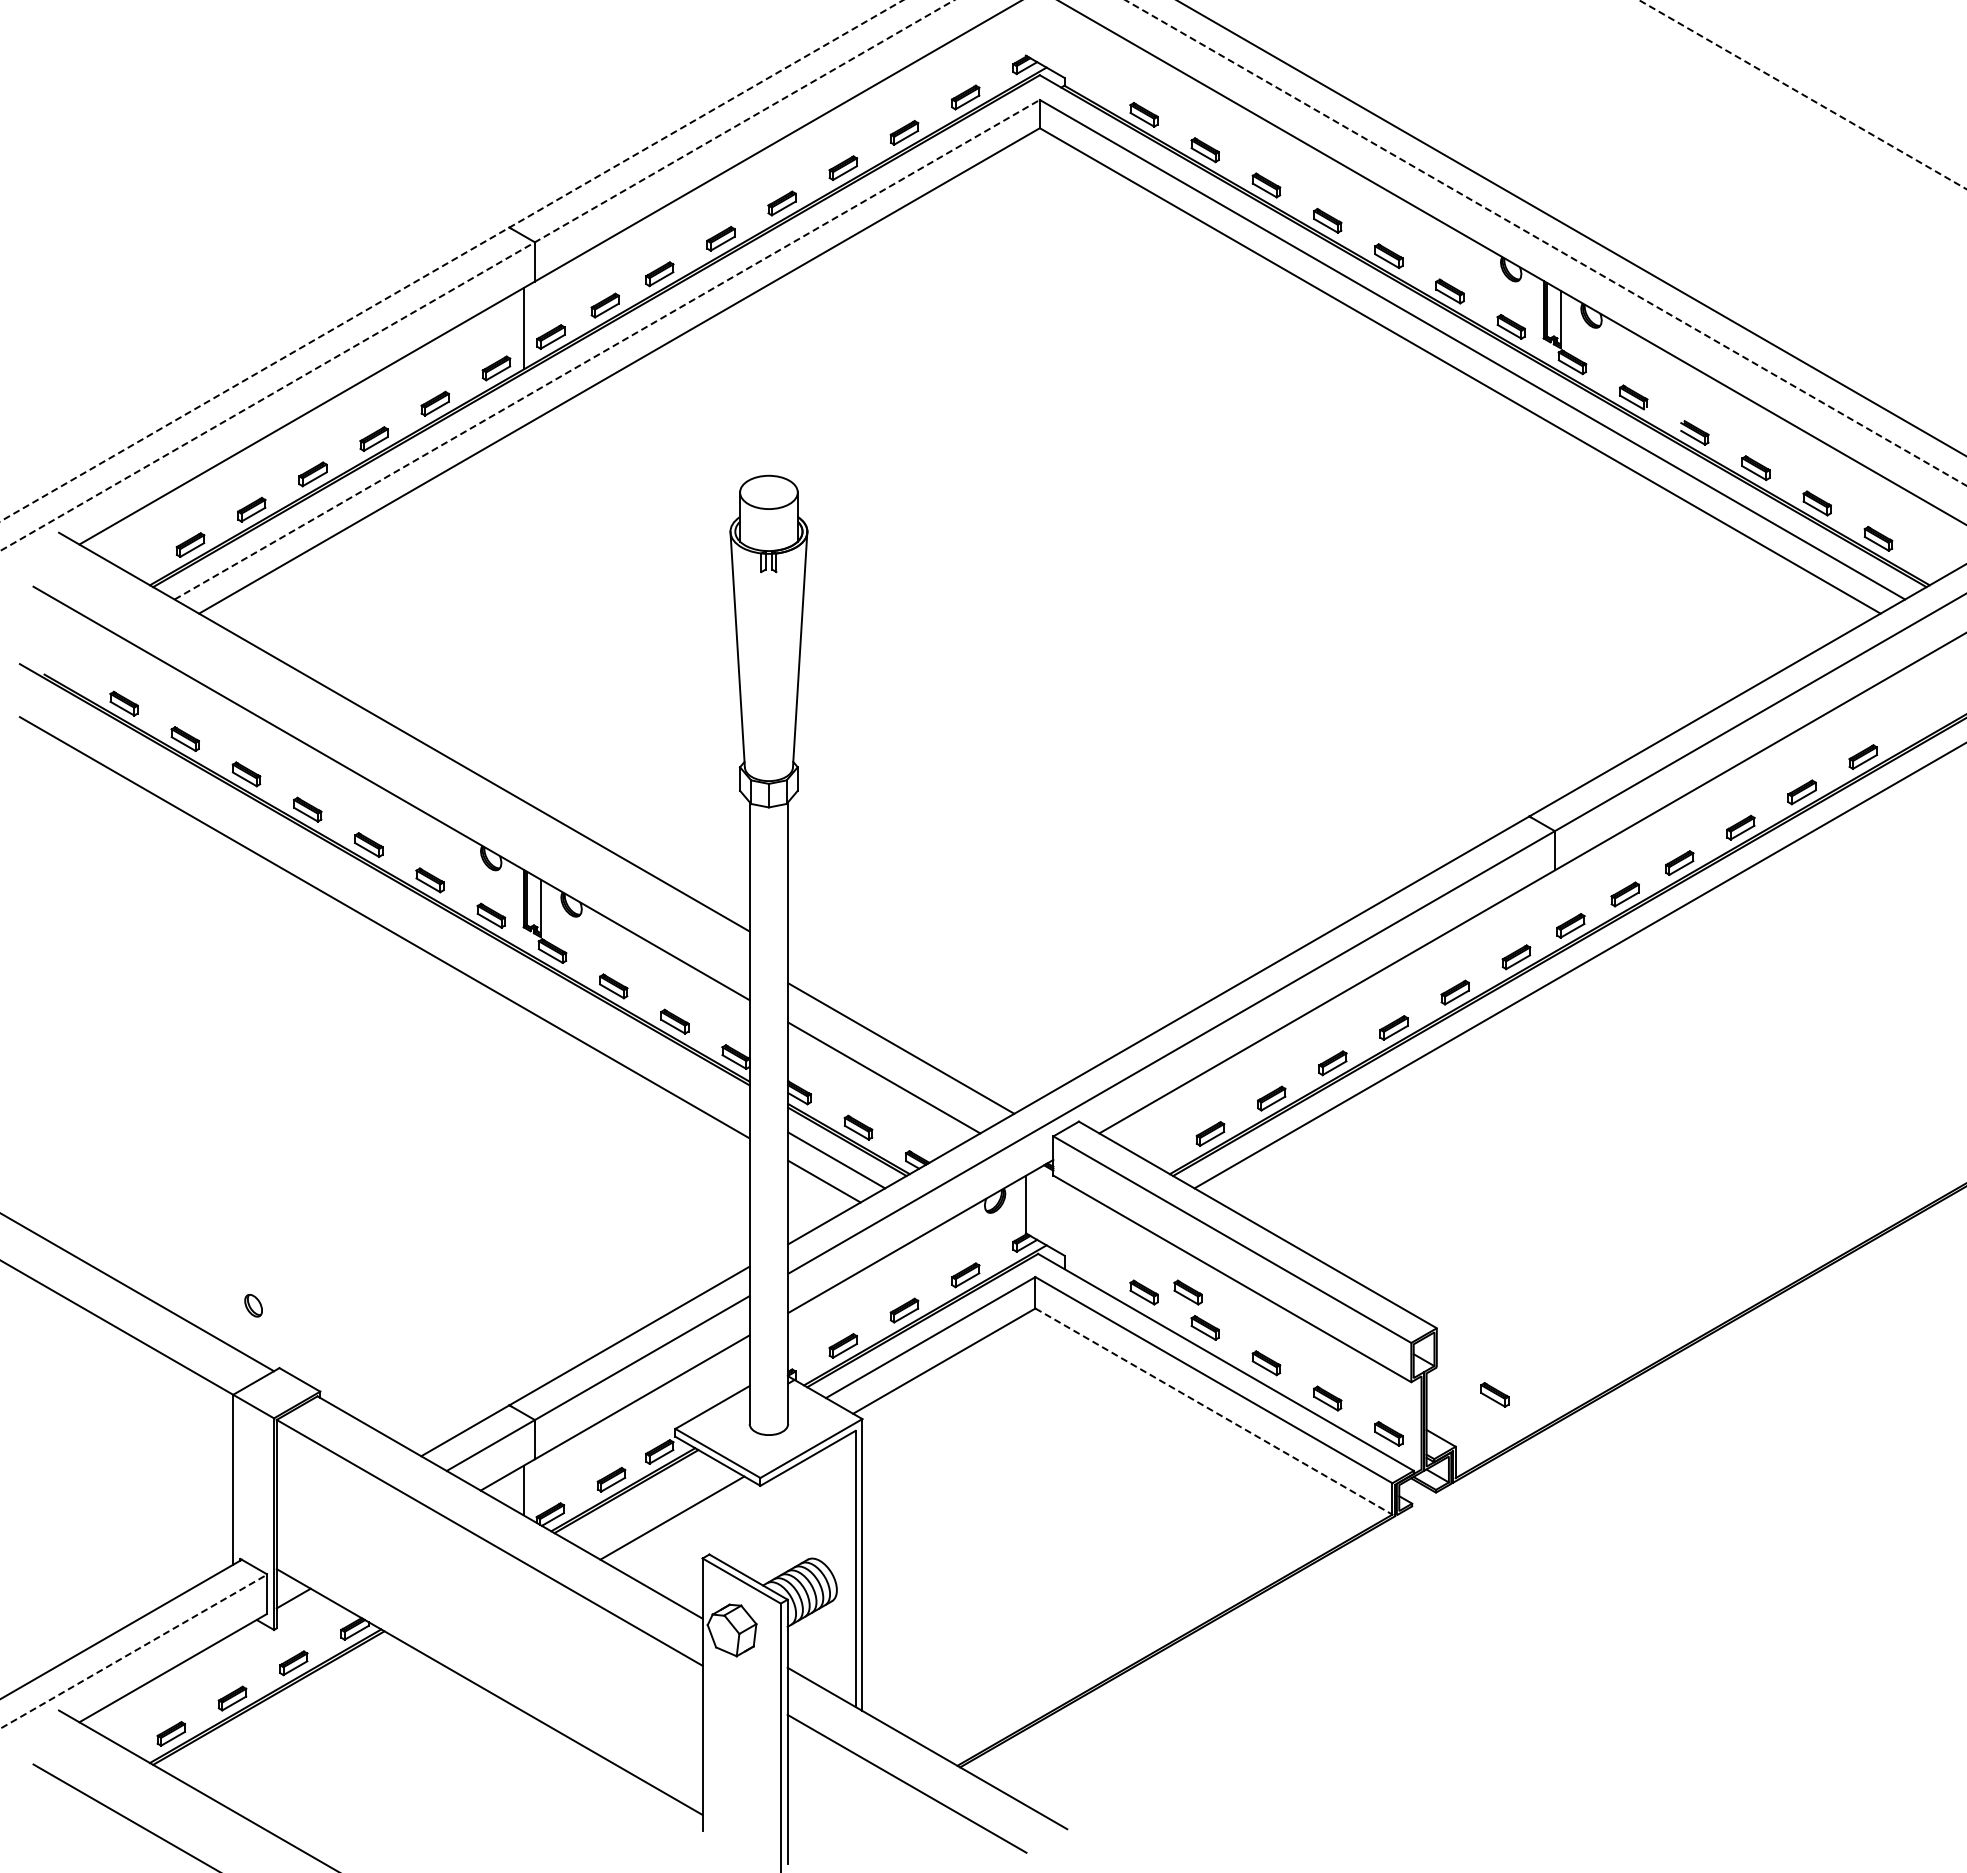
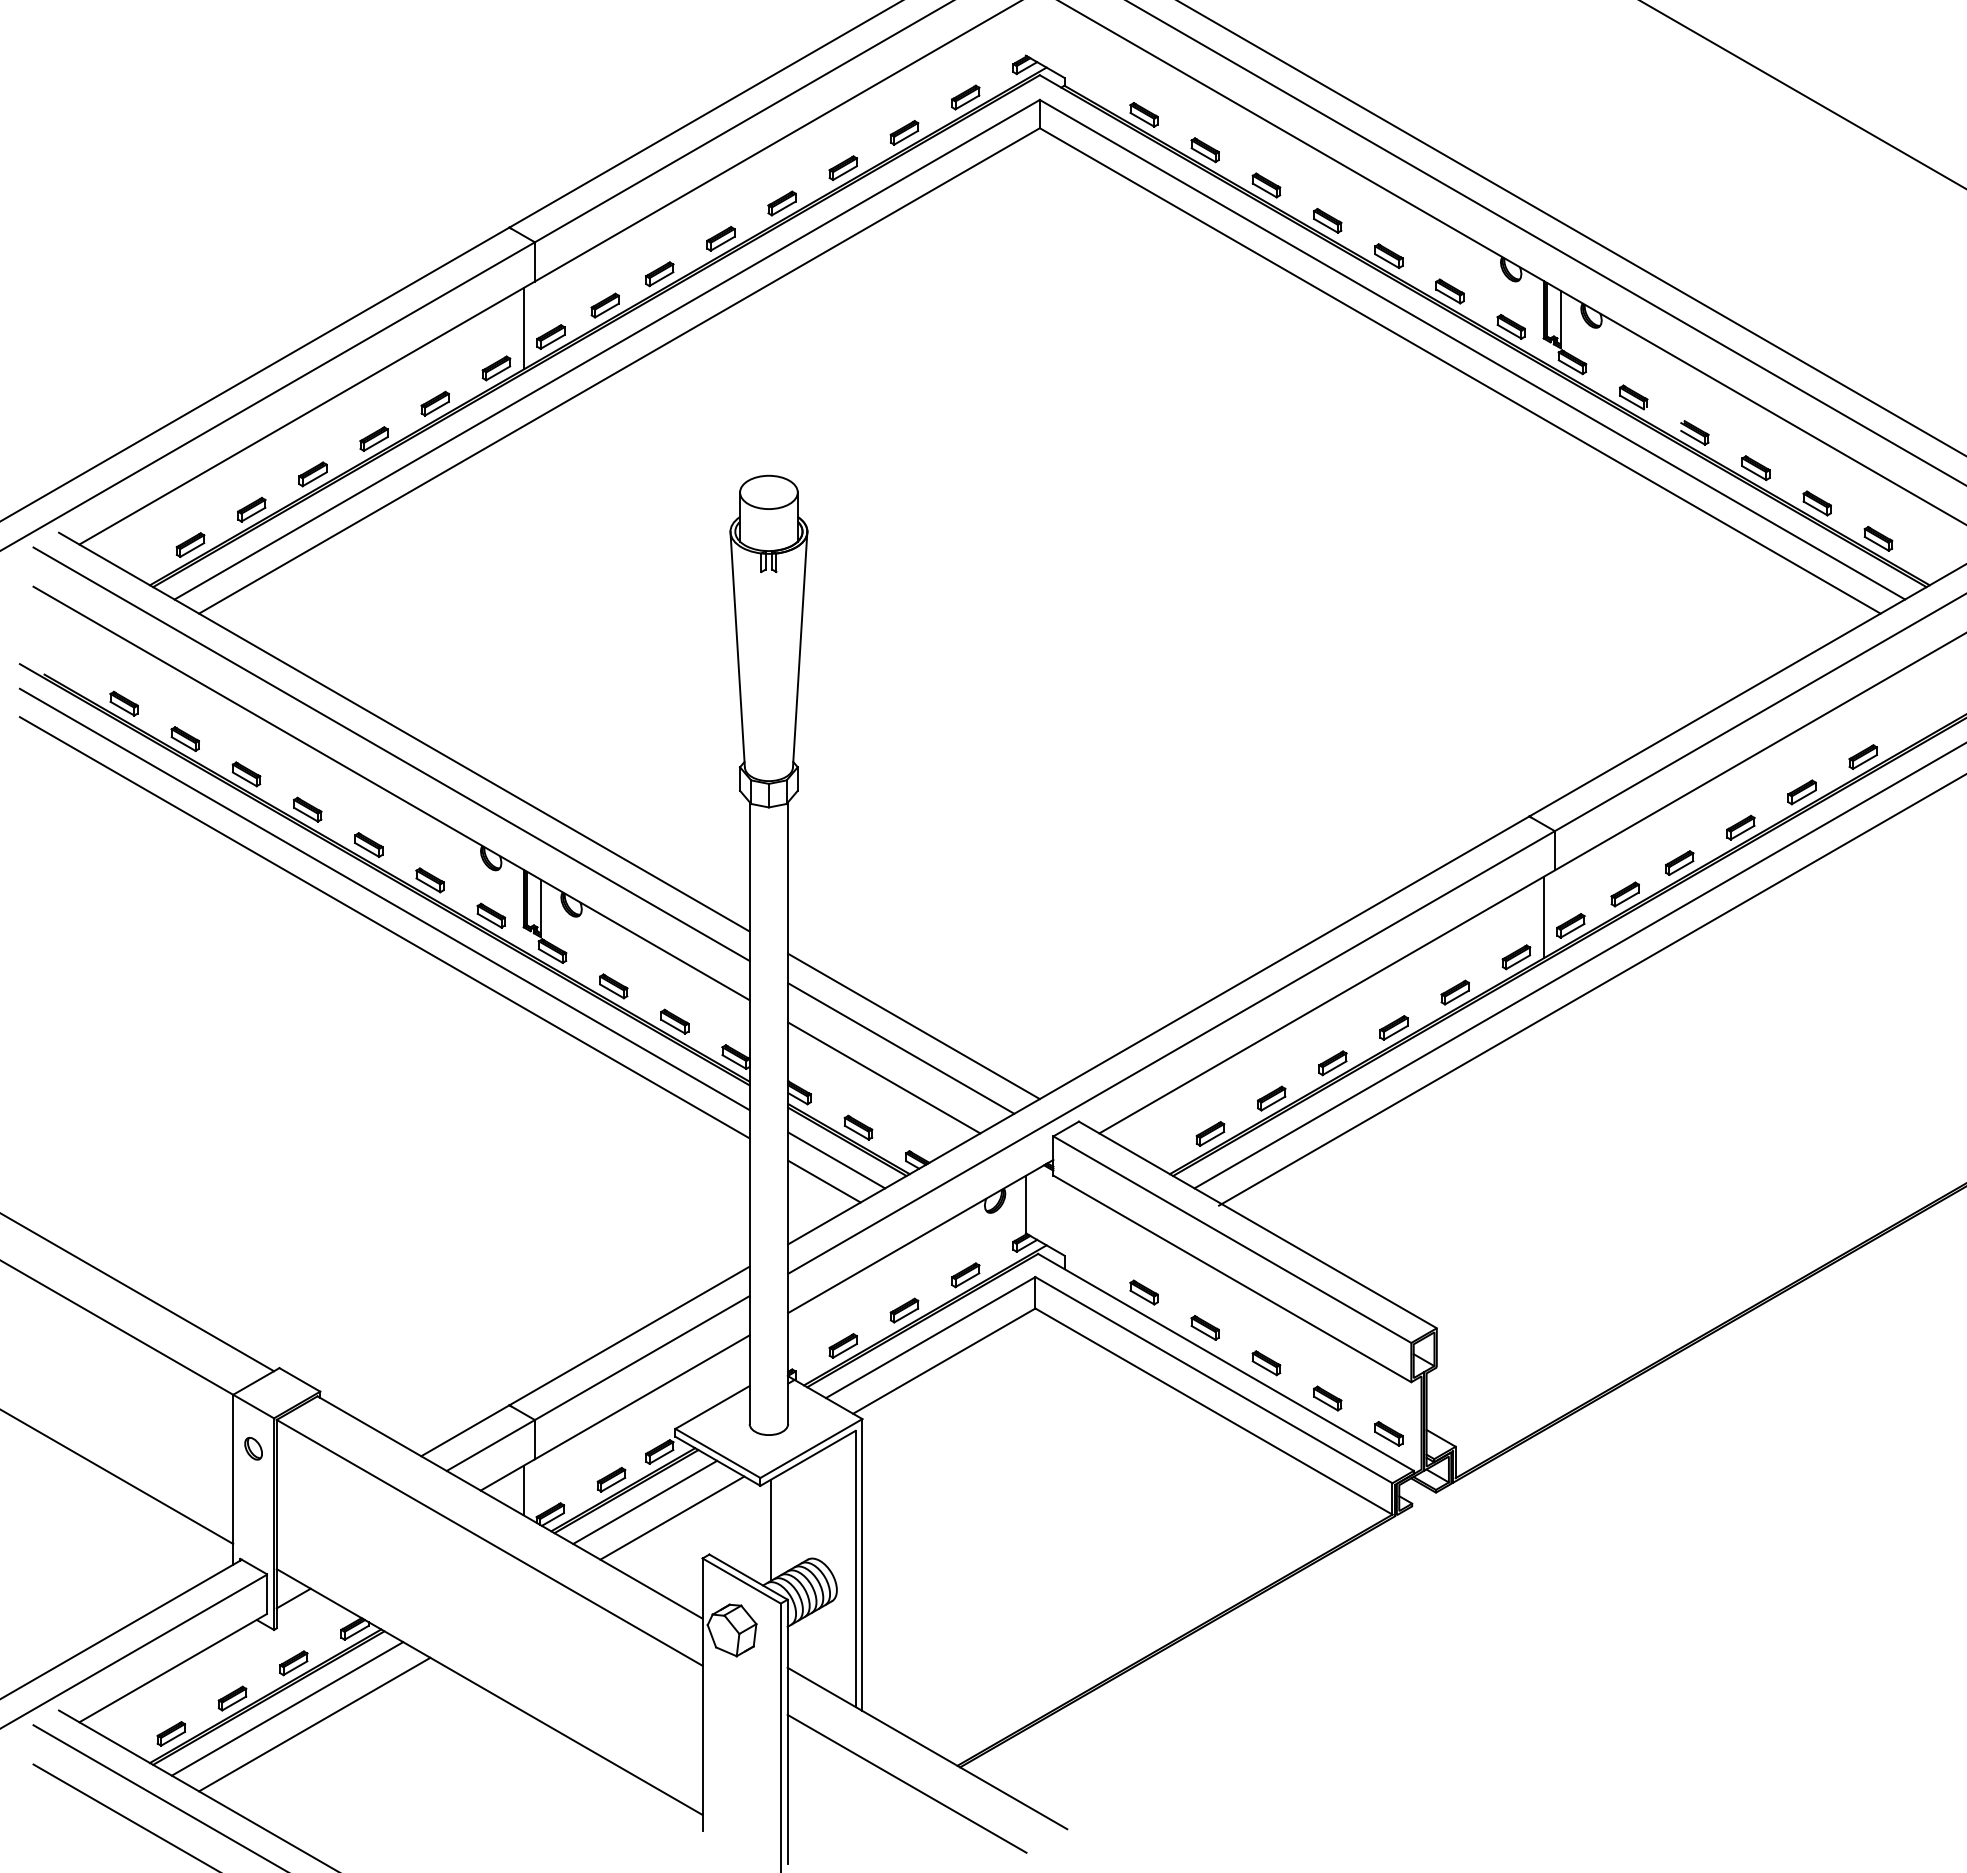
line: dashed -> solid (1803, 94)
line: dashed -> solid (1546, 243)
line: dashed -> solid (452, 260)
line: dashed -> solid (477, 275)
line: dashed -> solid (607, 349)
line: none -> present (391, 754)
line: none -> present (384, 899)
line: none -> present (1543, 917)
line: none -> present (1591, 990)
line: none -> present (913, 1026)
part: present -> none (1187, 1292)
part position: (253, 1305) -> (253, 1448) (253, 1448)
part: present -> none (1494, 1394)
line: dashed -> solid (1214, 1411)
line: none -> present (117, 1476)
line: none -> present (645, 1501)
line: none -> present (770, 1530)
line: dashed -> solid (133, 1651)
line: none -> present (287, 1708)
line: none -> present (314, 1724)
line: none -> present (158, 1797)
